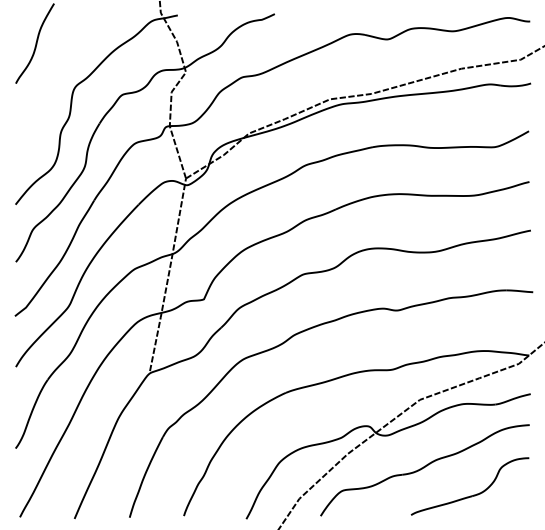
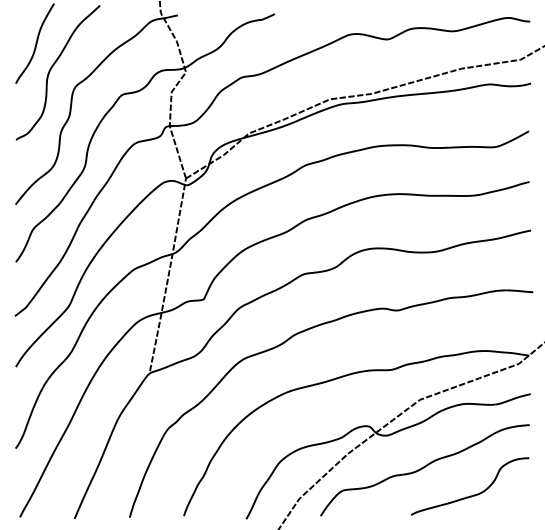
curve: none -> present (52, 68)
